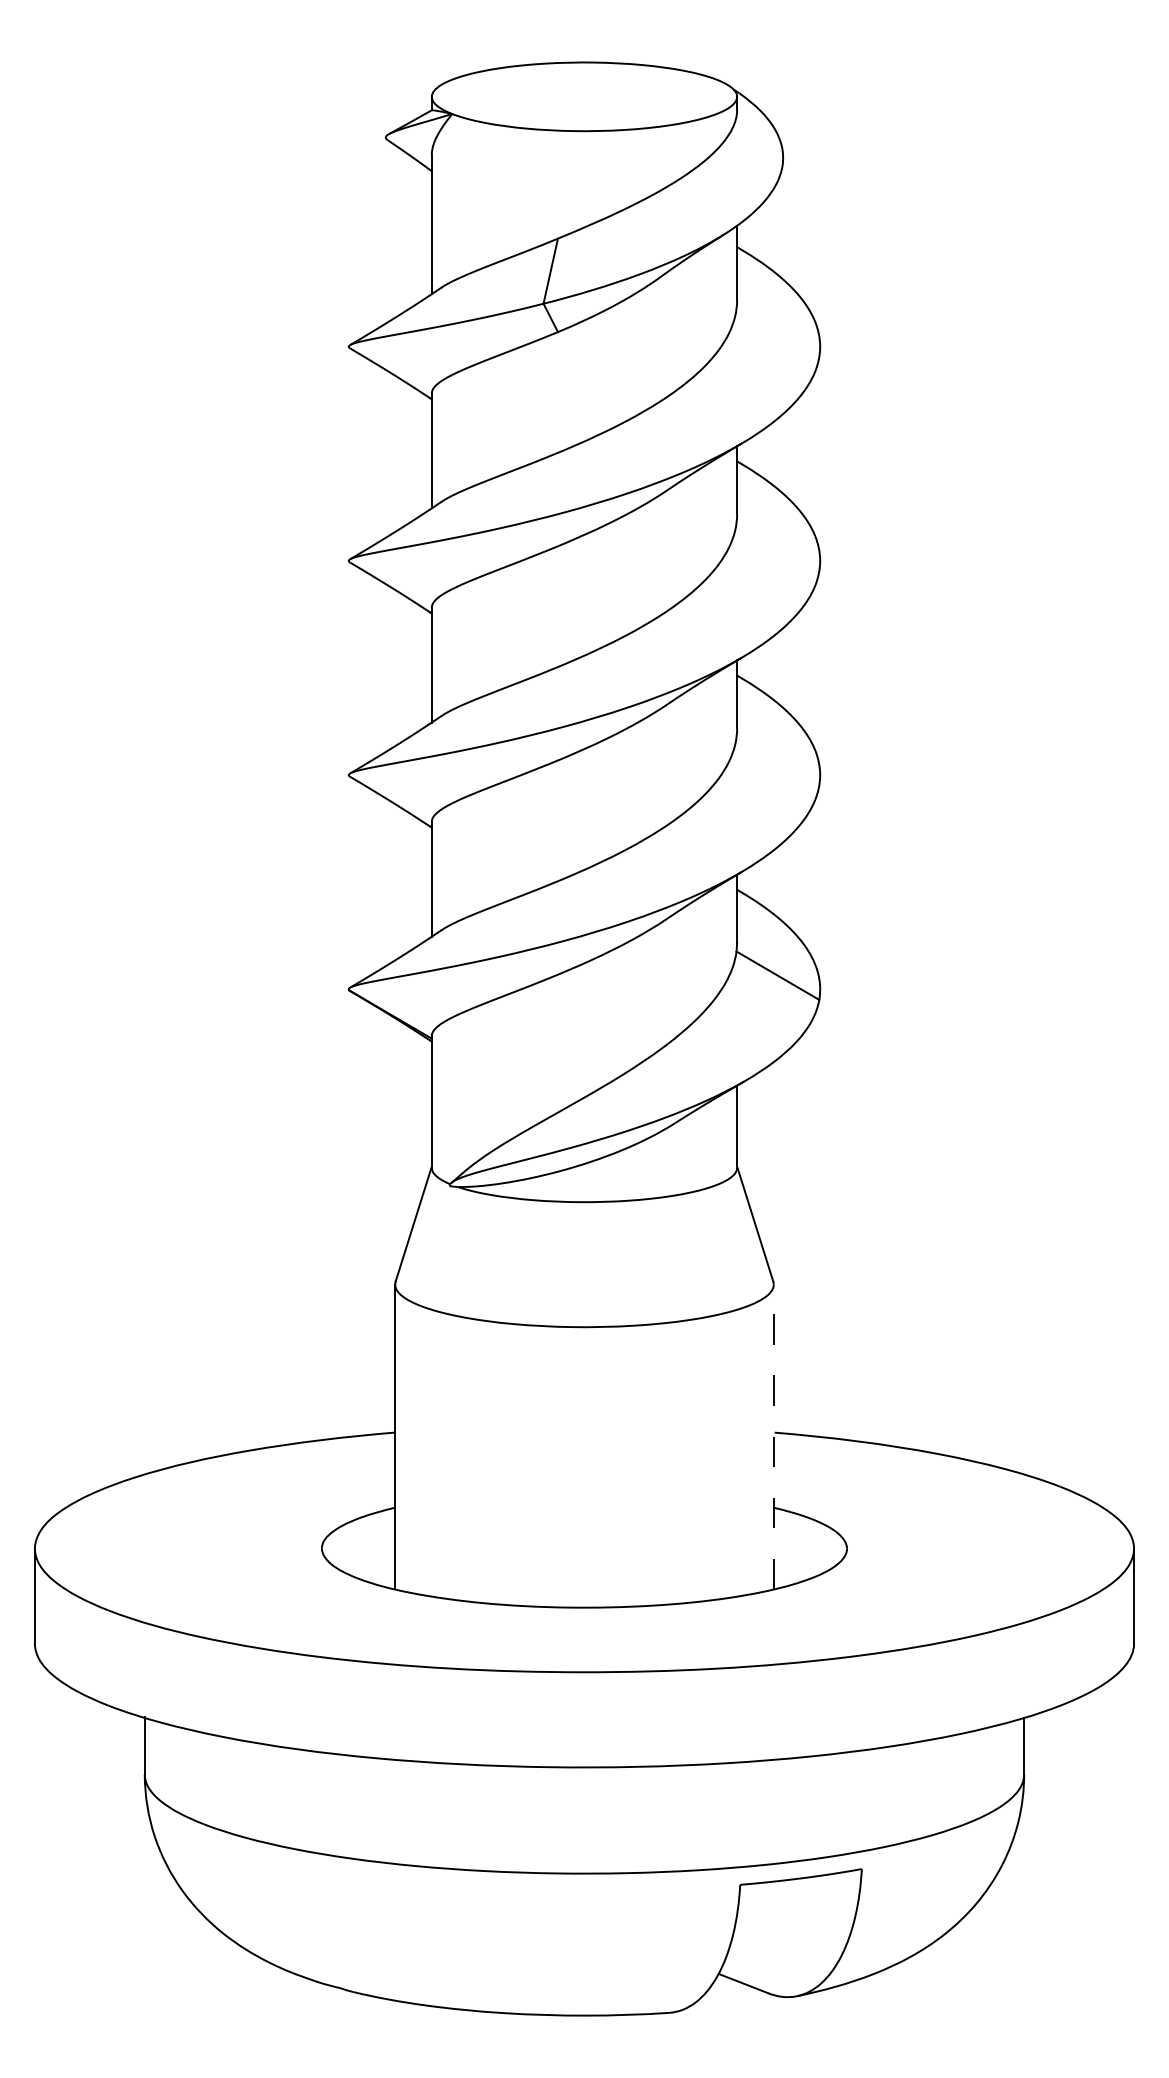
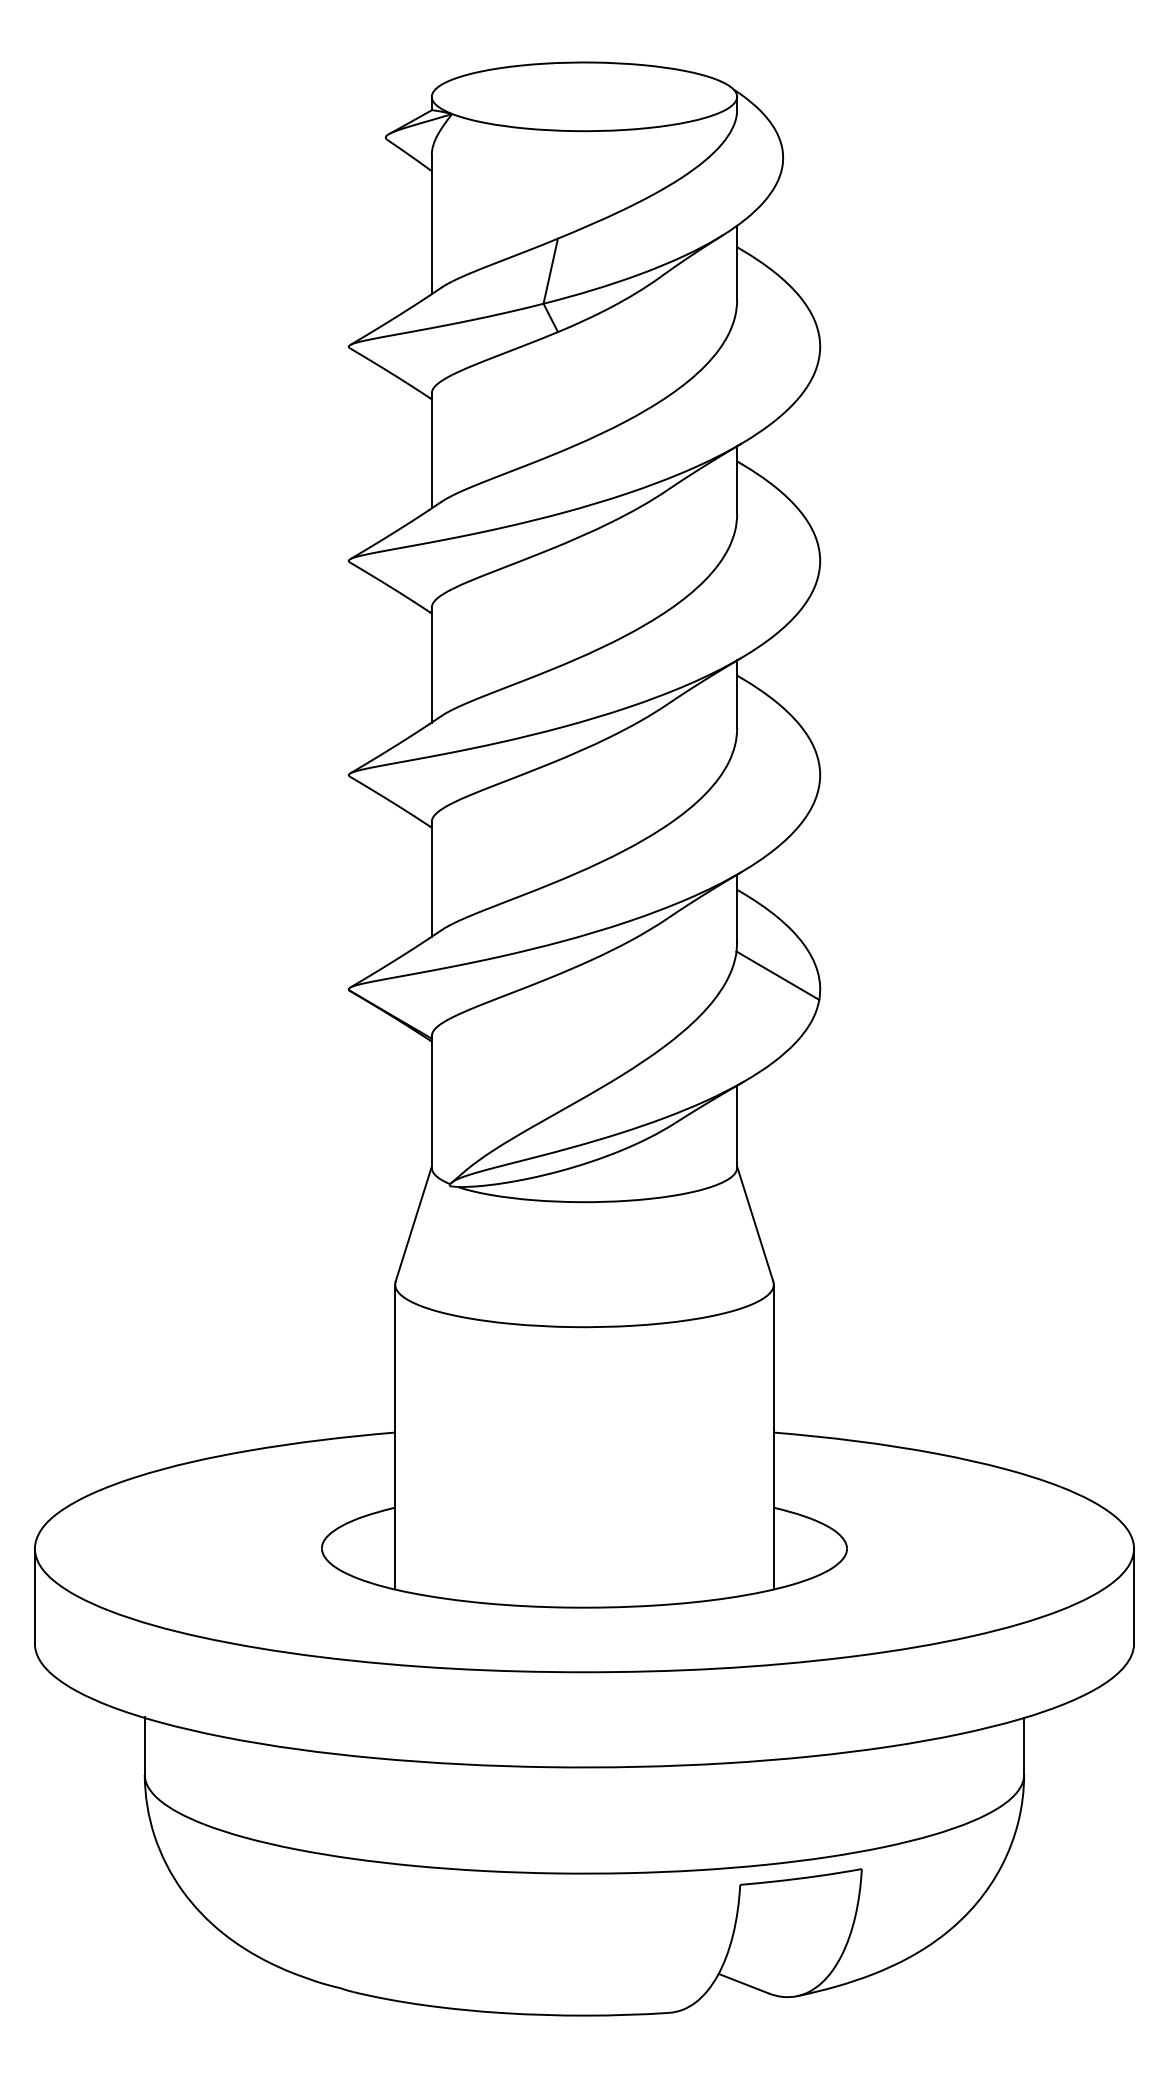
line: dashed -> solid (773, 1436)
